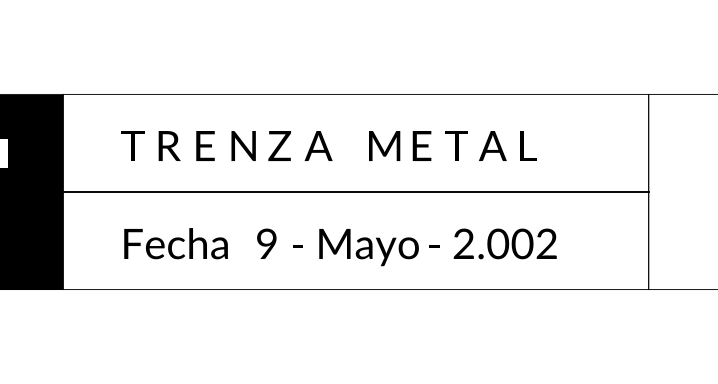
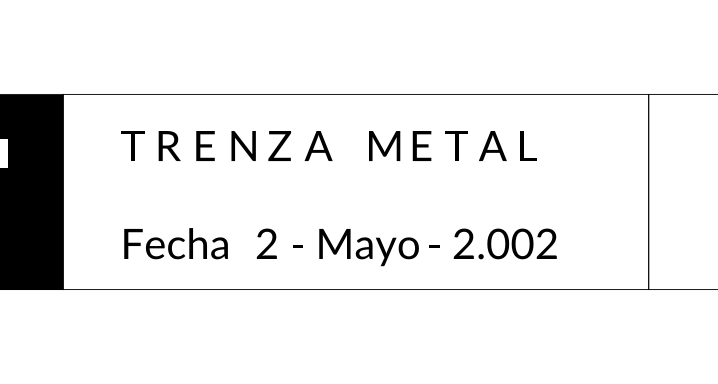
line: present -> none (355, 191)
text: 9 -> 2 (266, 243)
